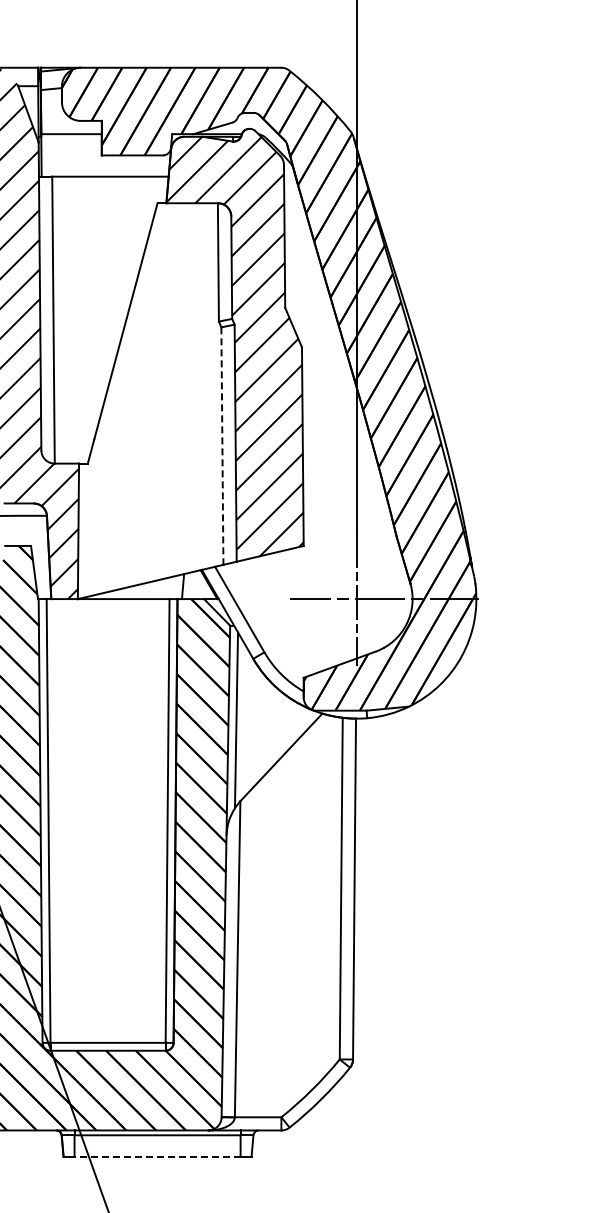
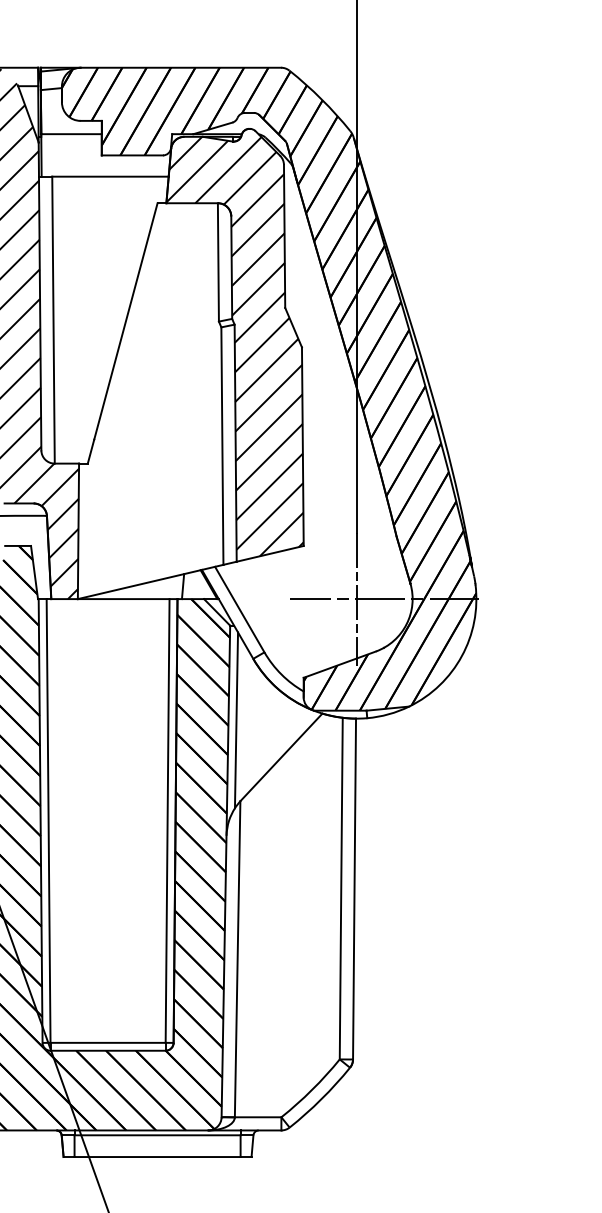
line: dashed -> solid (222, 446)
line: dashed -> solid (157, 1157)
